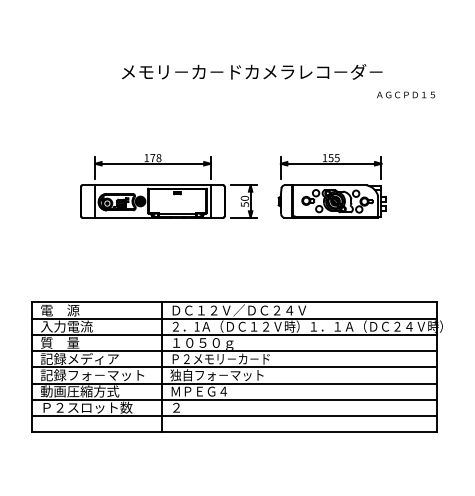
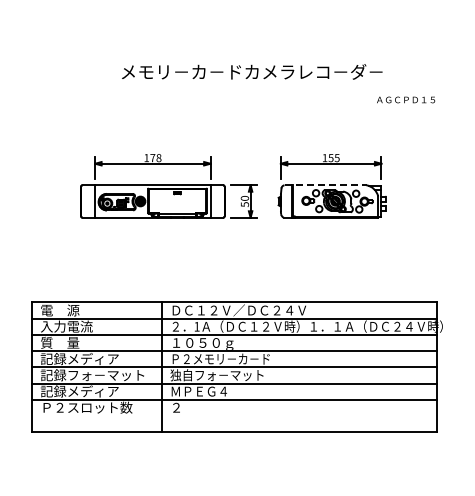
text position: (406, 94) -> (406, 99) (406, 99)
line: solid -> dashed (325, 185)
text: 動画圧縮方式 -> 記録メディア (79, 391)
line: present -> none (234, 415)
